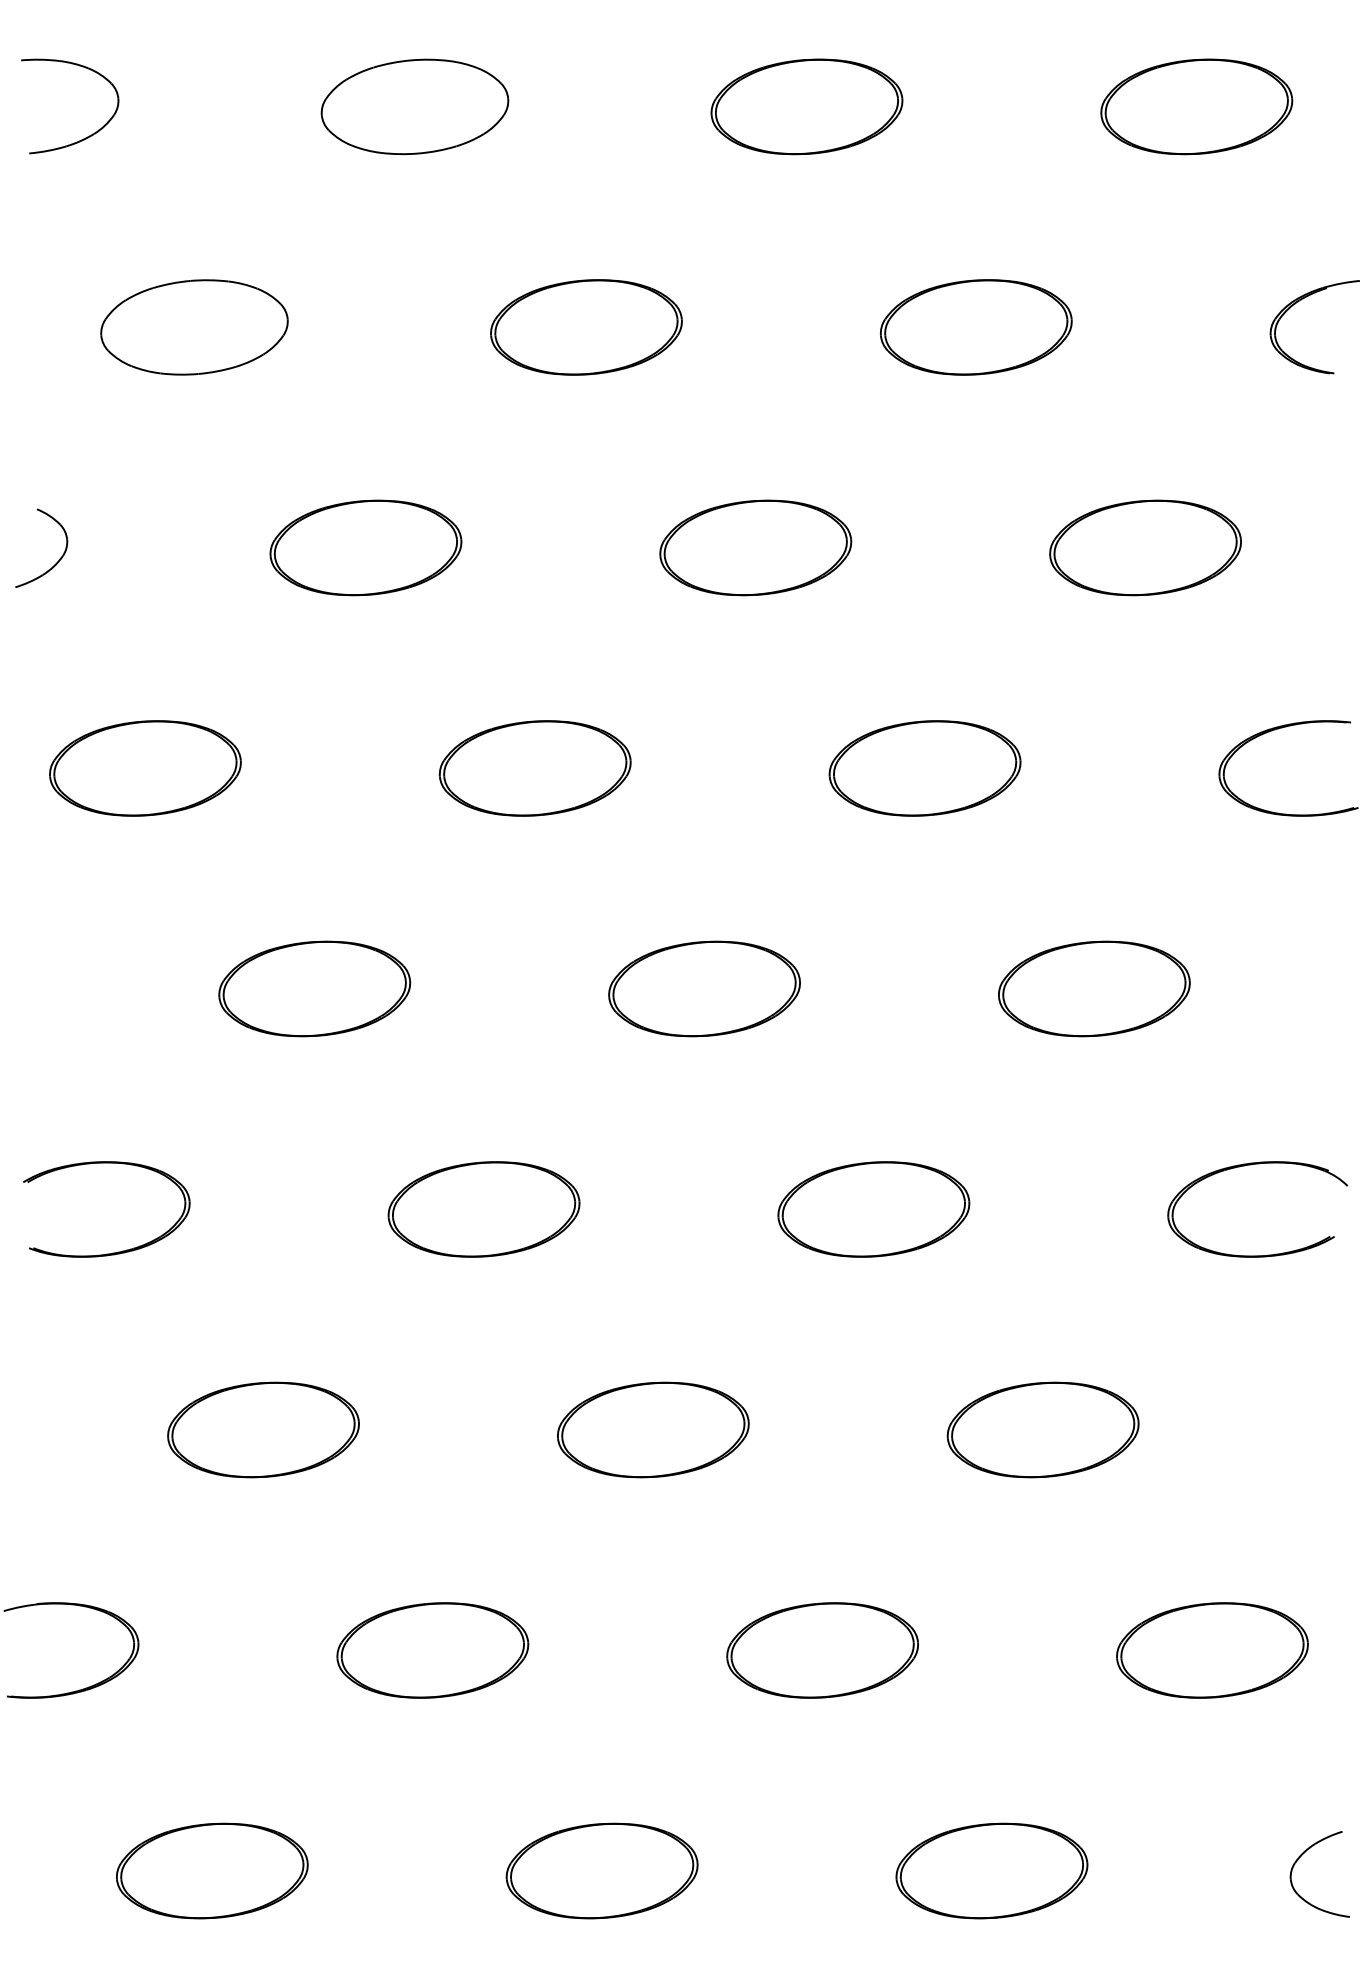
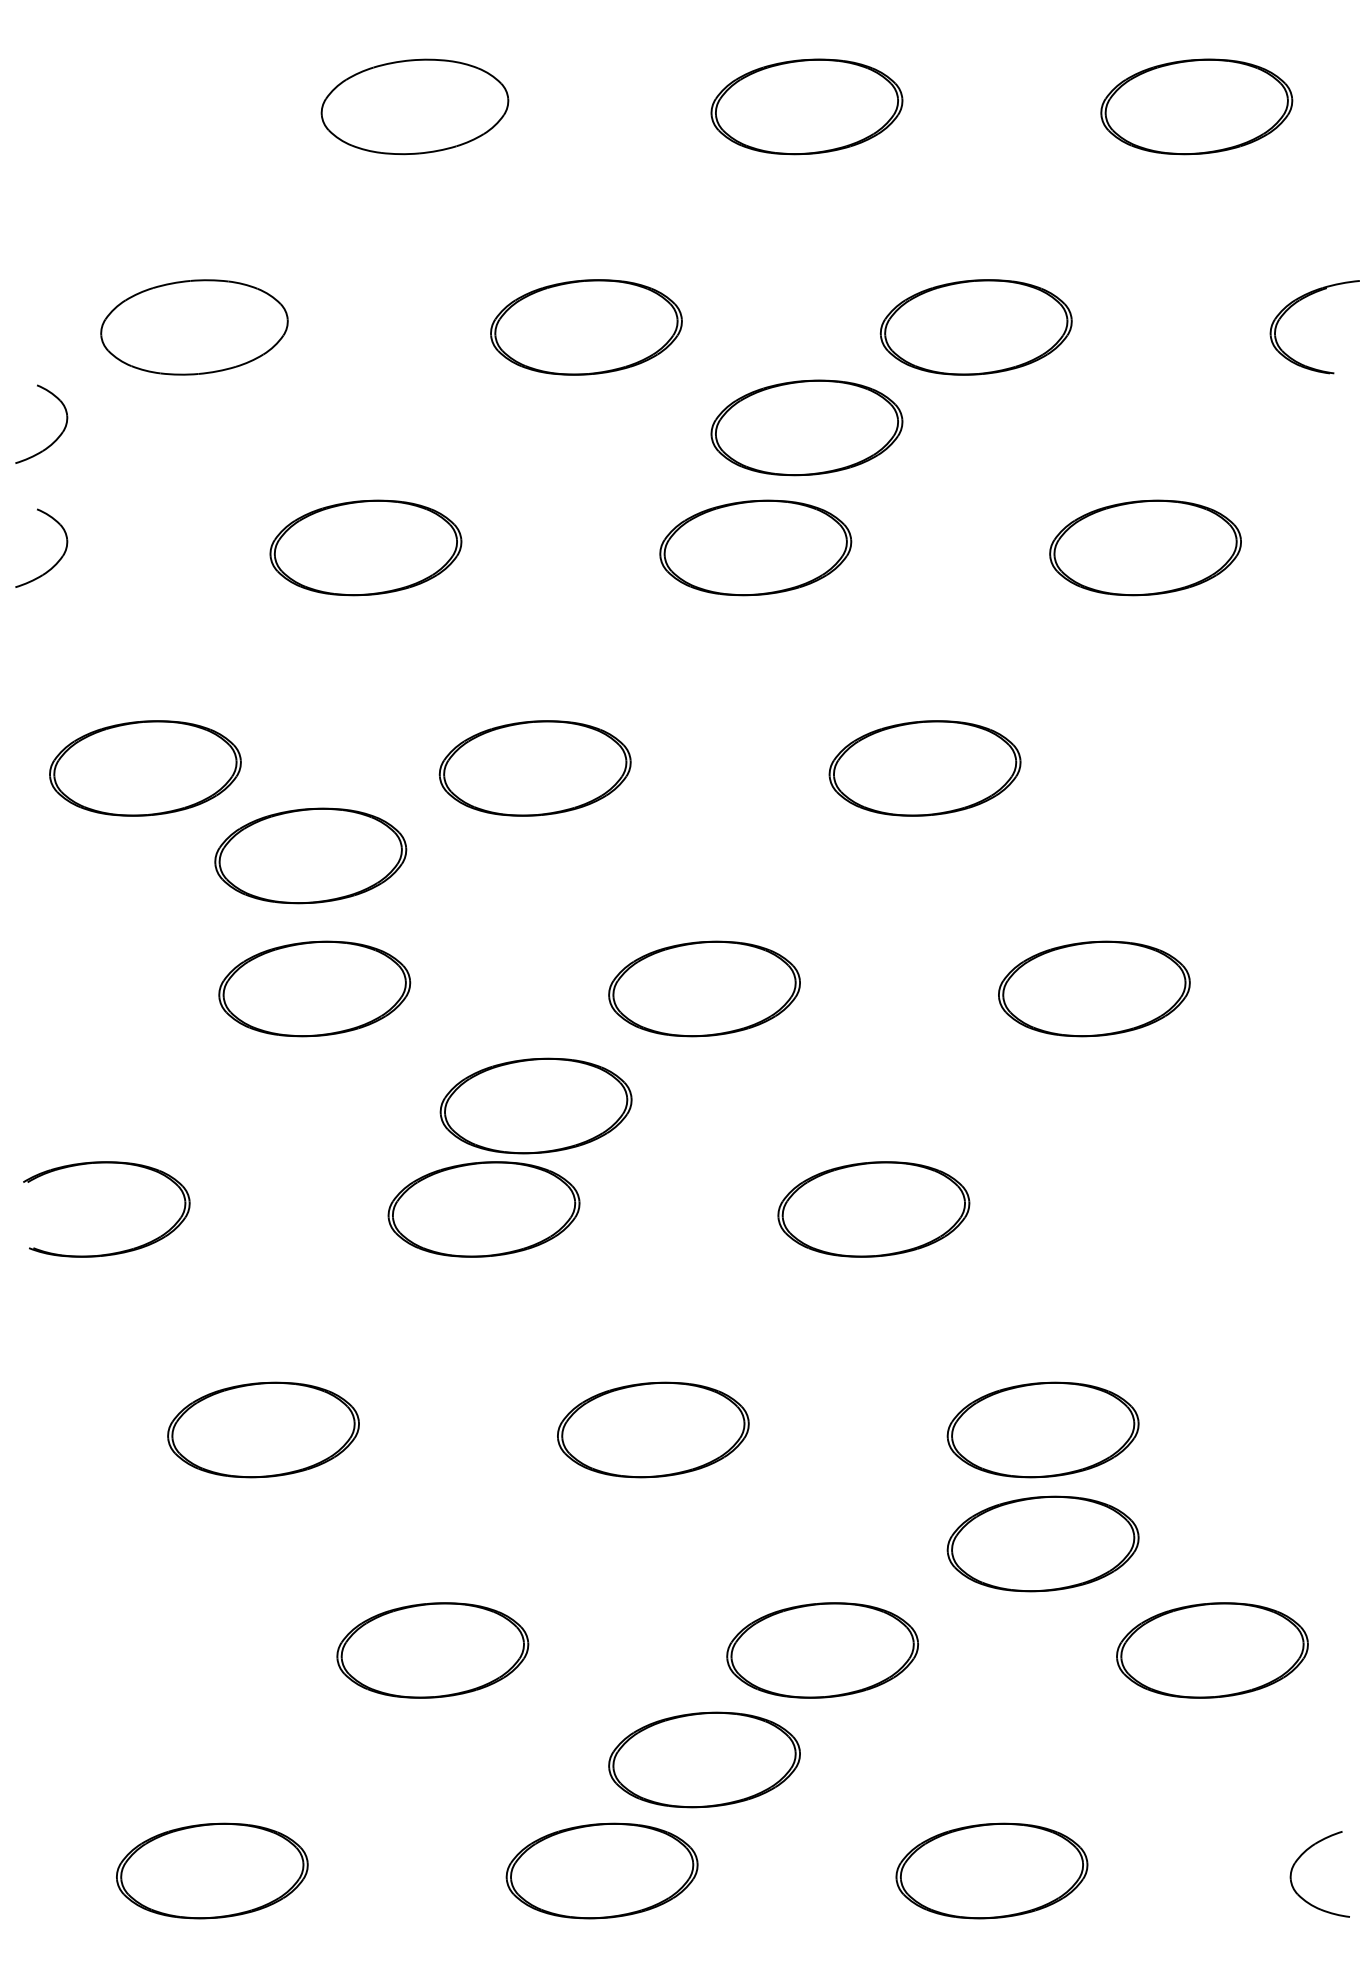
part: present -> none (85, 137)
part: none -> present (806, 427)
part: none -> present (59, 434)
part: present -> none (1275, 730)
part: none -> present (310, 855)
part: none -> present (535, 1105)
part: present -> none (1251, 1165)
part: none -> present (1042, 1543)
part: present -> none (85, 1687)
part: none -> present (704, 1759)
